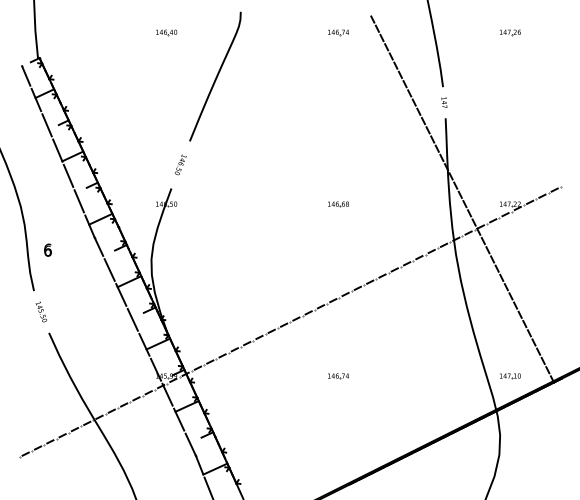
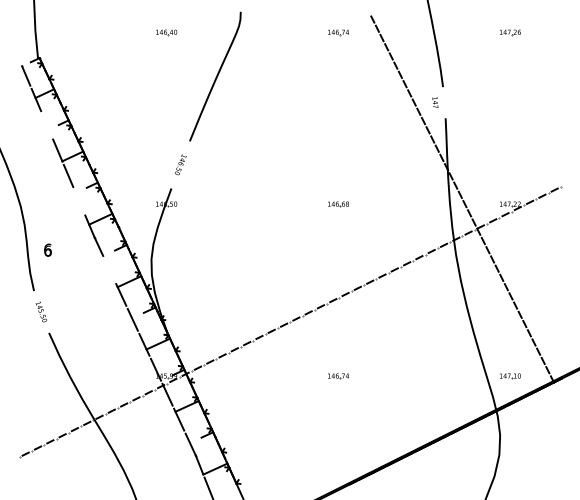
text position: (444, 102) -> (435, 102) (435, 102)
line: present -> none (46, 125)
line: present -> none (78, 201)
line: present -> none (109, 269)
